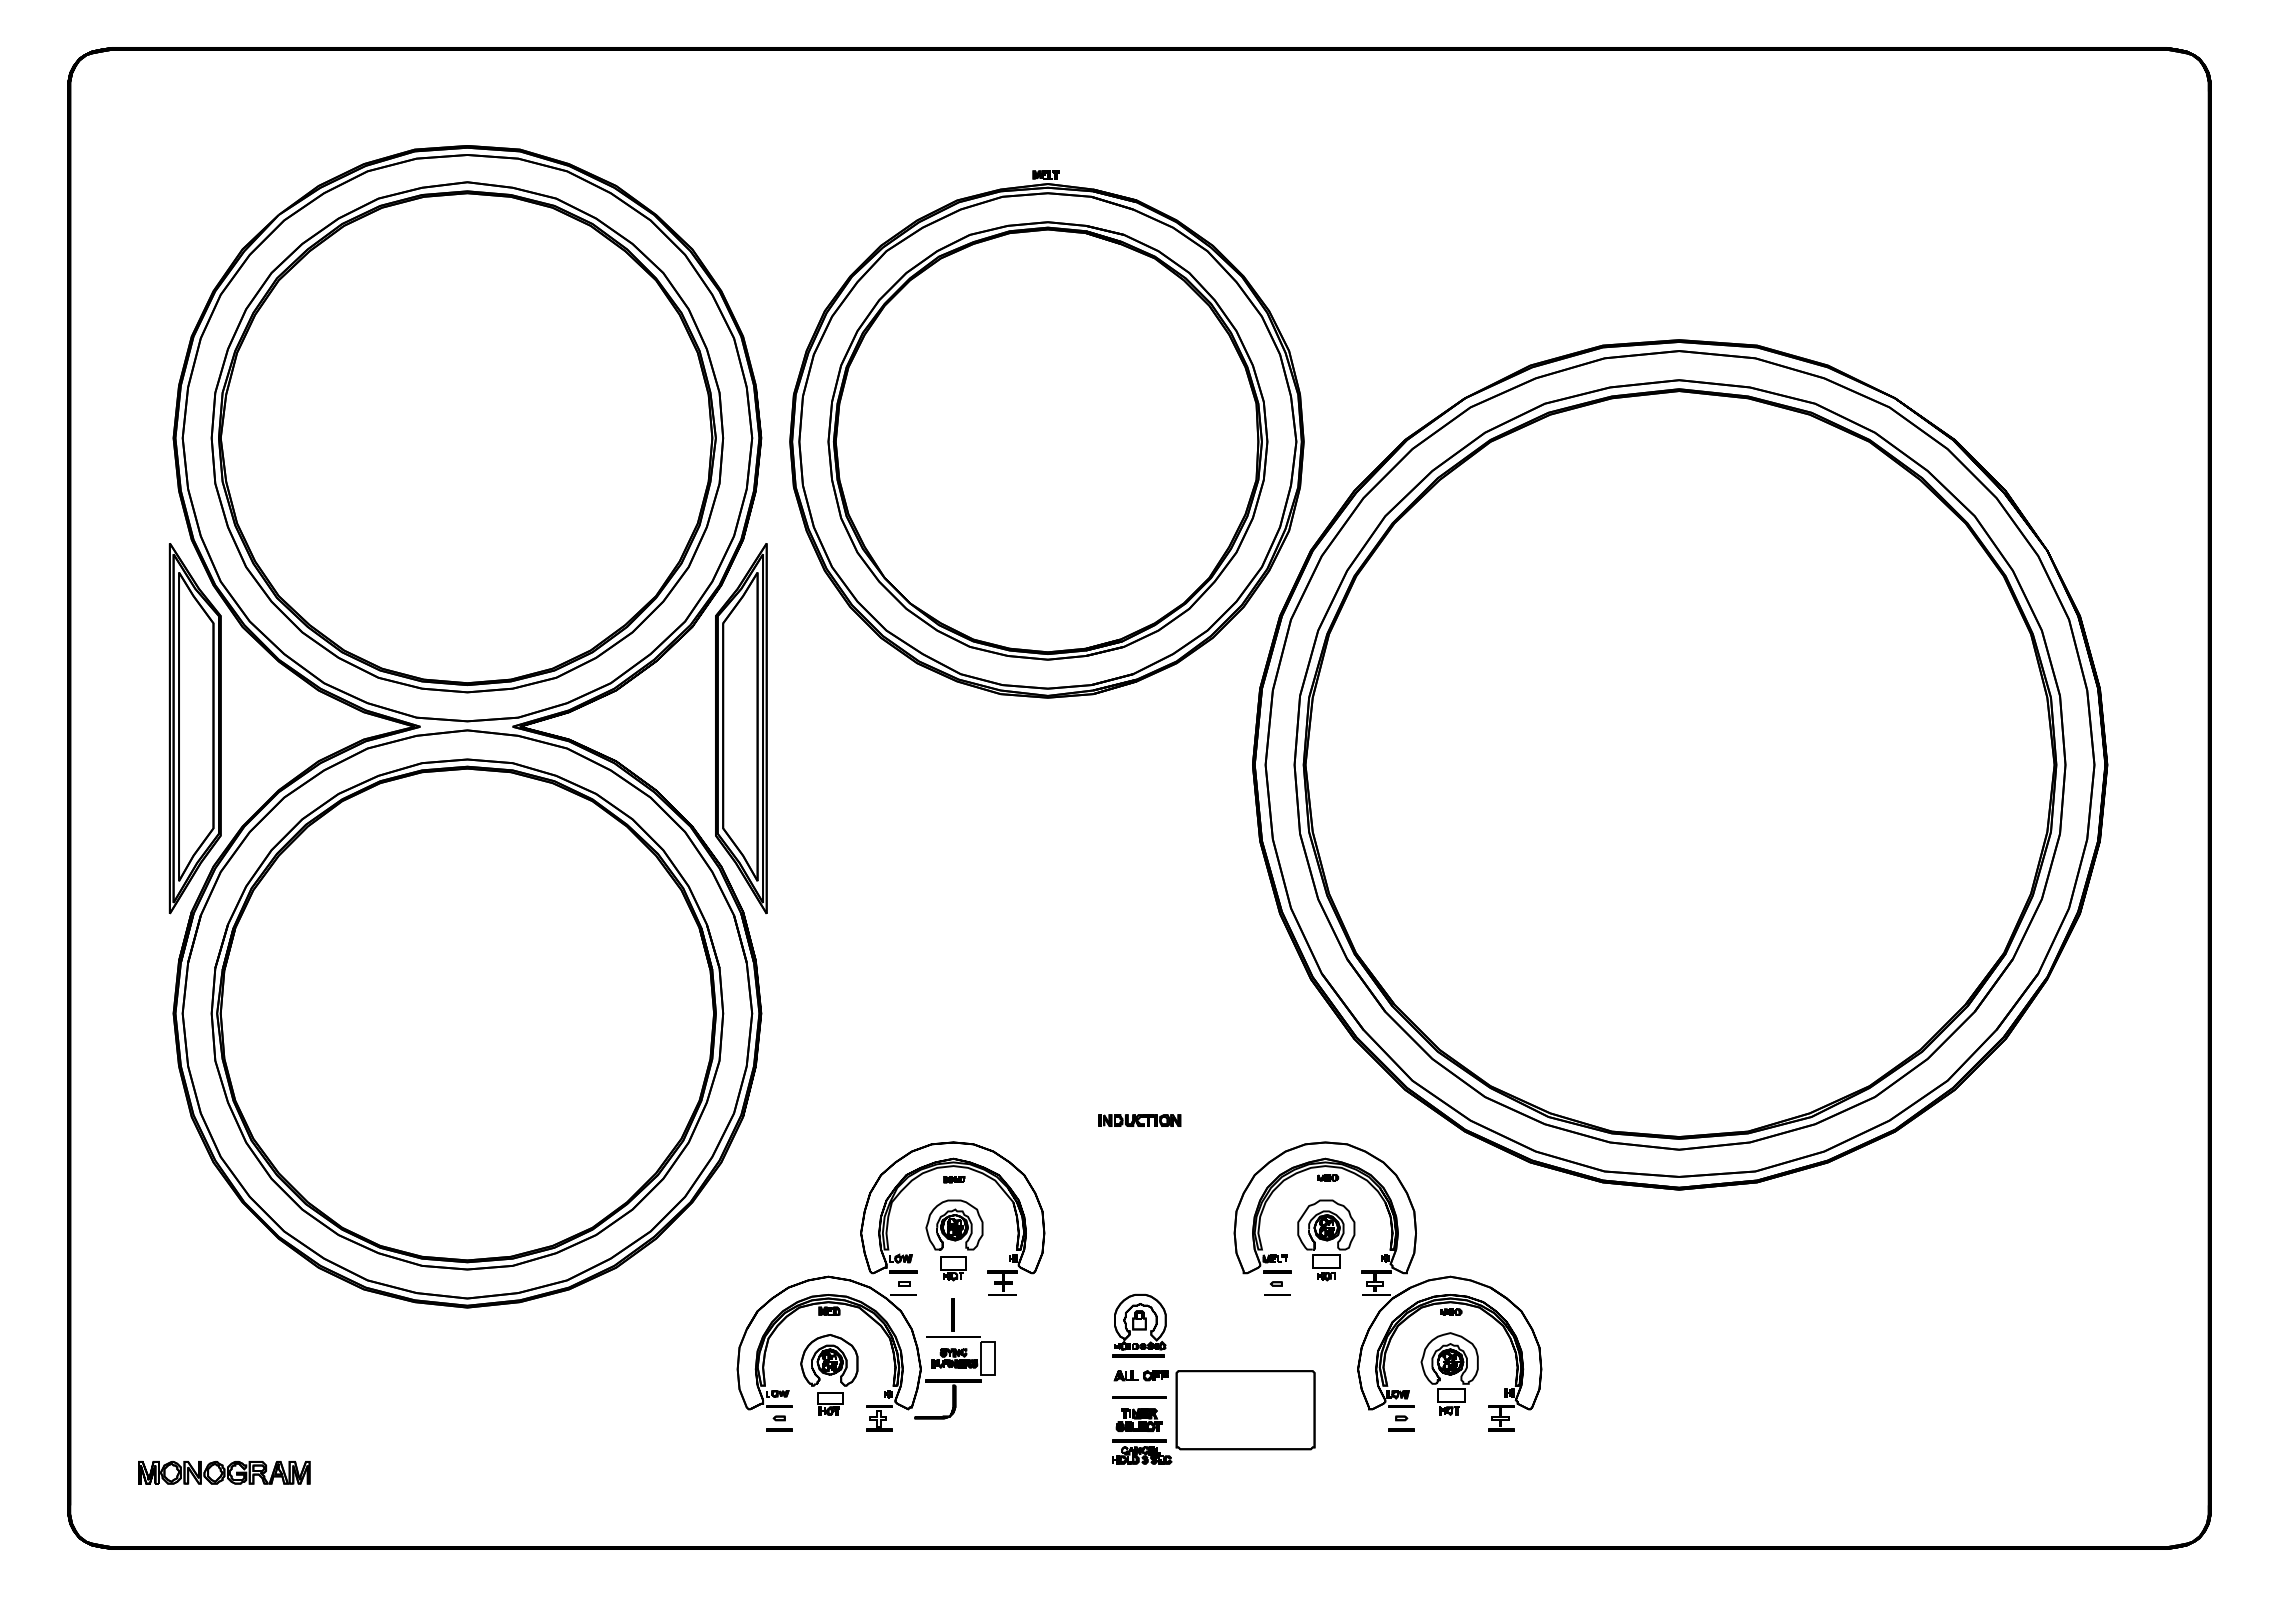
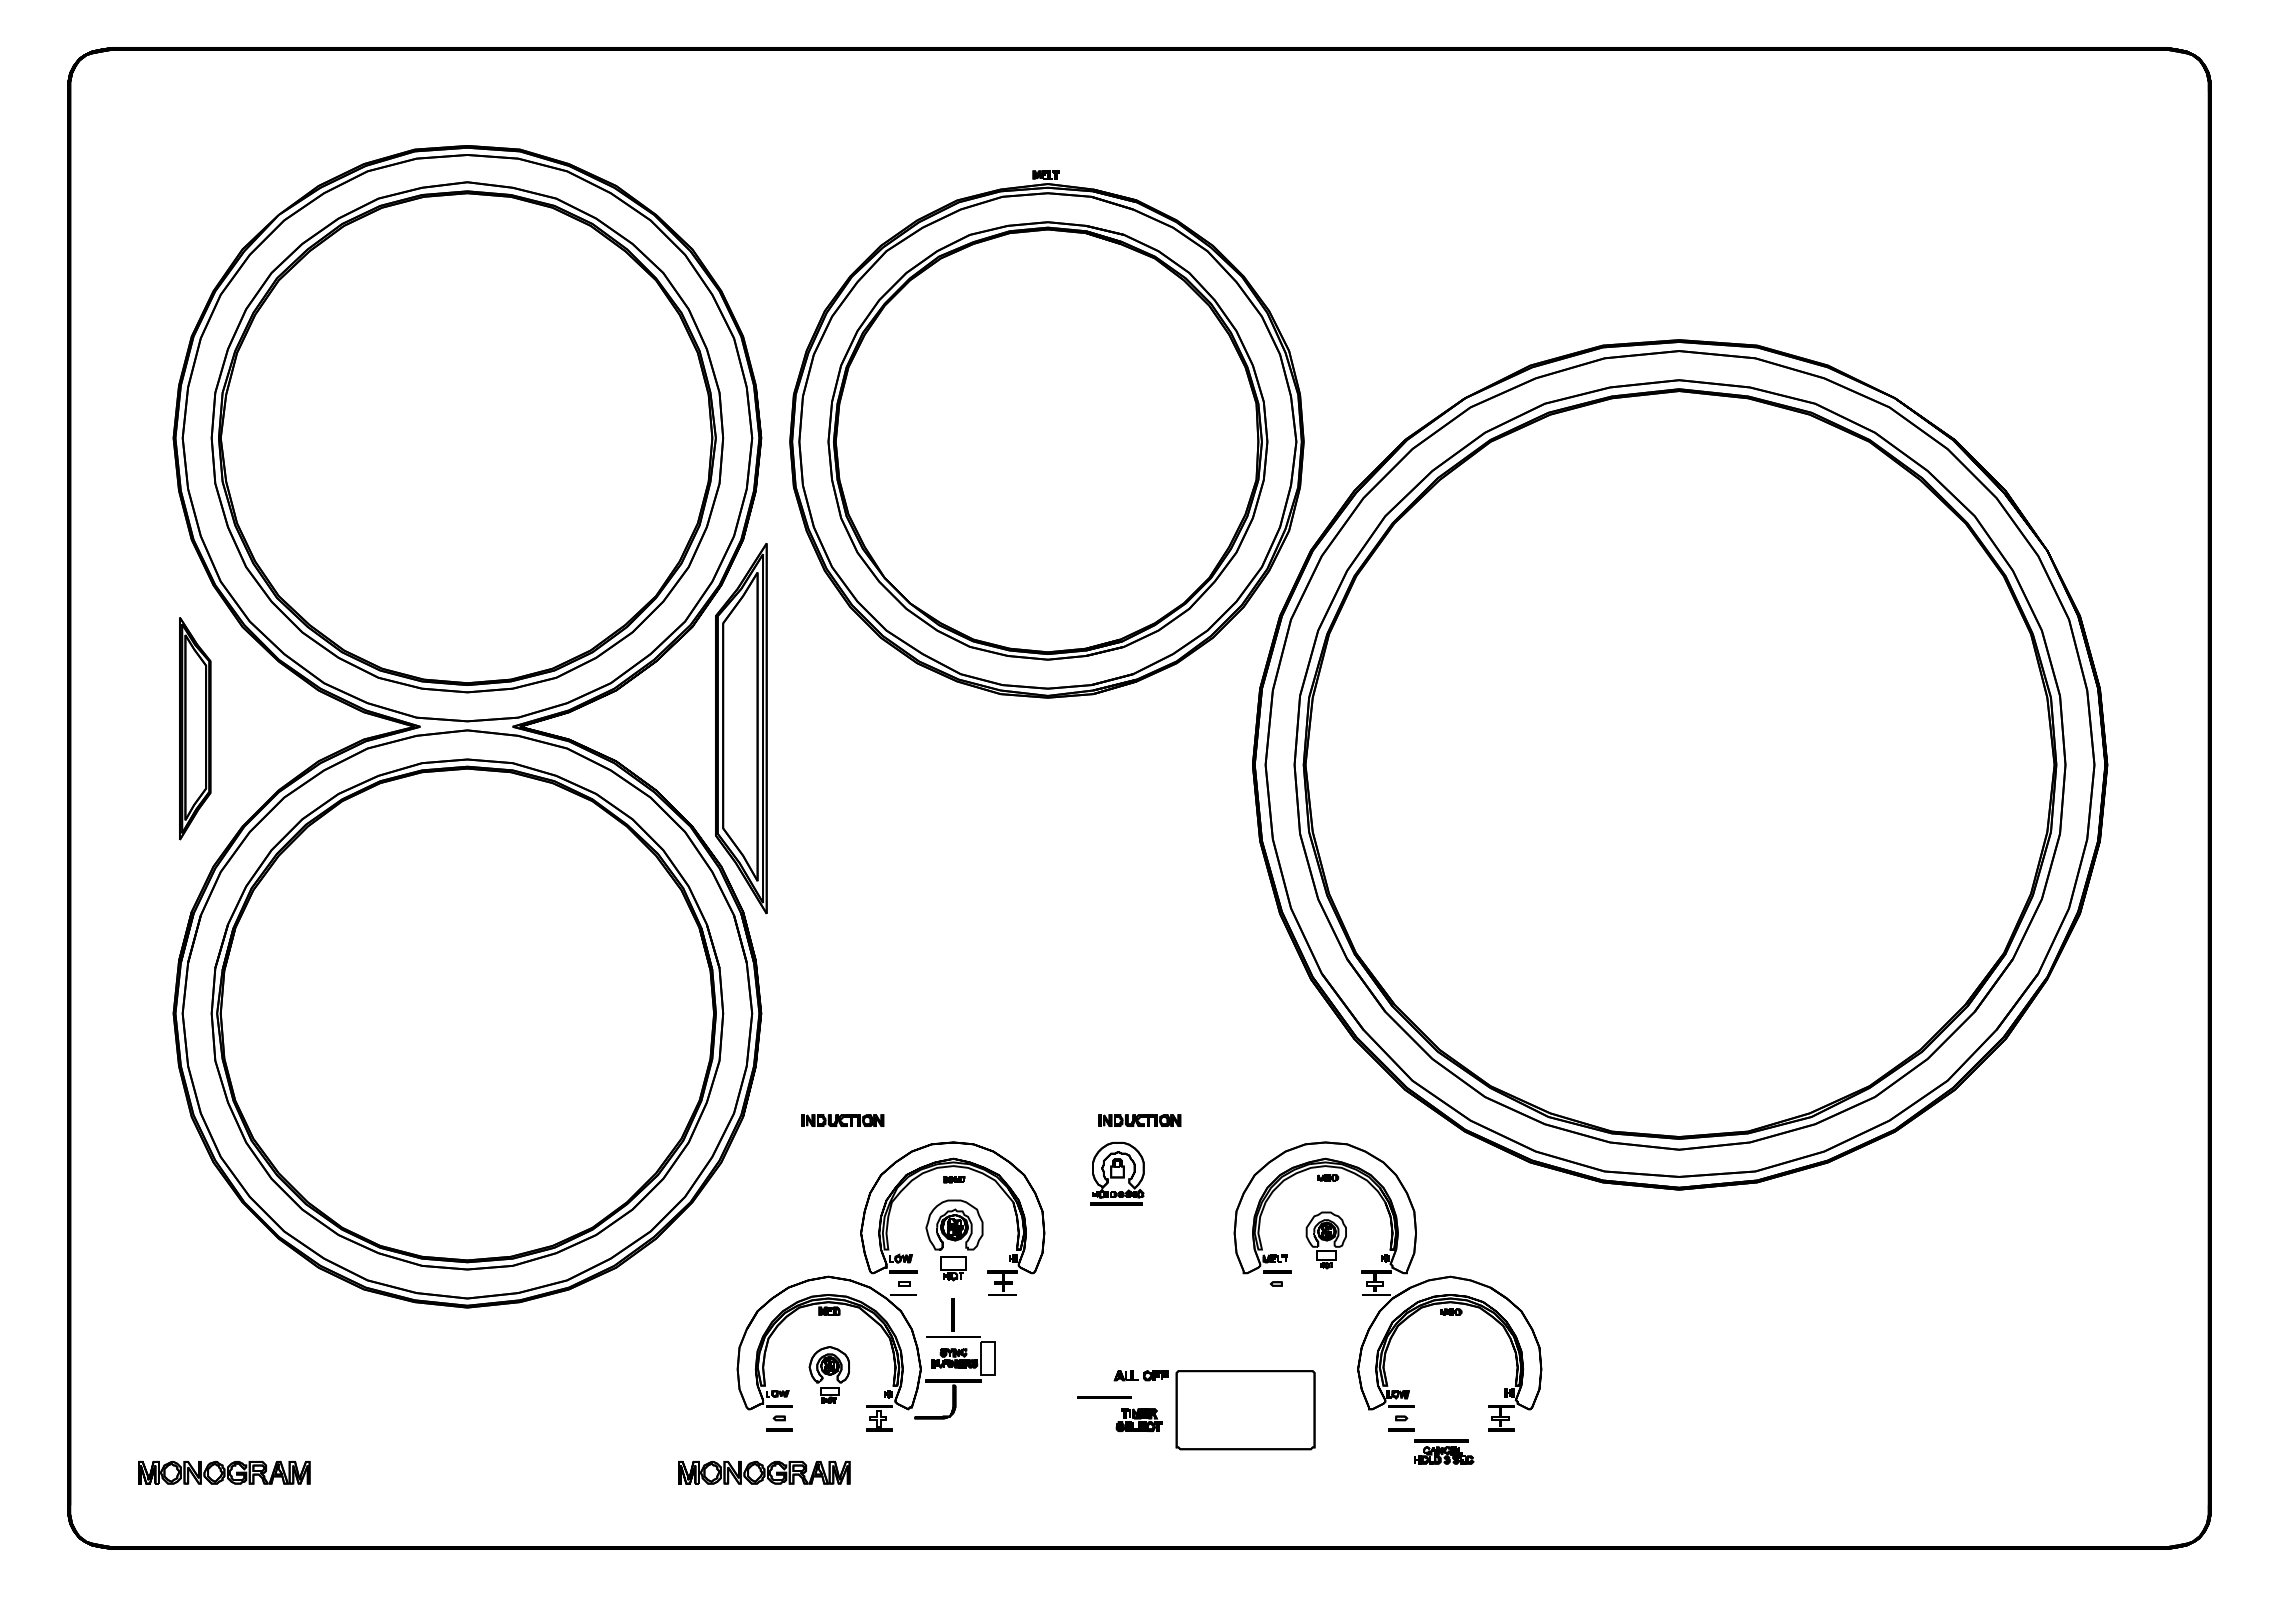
part size: 54x372 px -> 33x224 px (195, 728)
part: none -> present (842, 1120)
part size: 59x83 px -> 42x59 px (1325, 1240)
line: present -> none (1277, 1294)
part position: (1139, 1325) -> (1117, 1173) (1117, 1173)
part: present -> none (1449, 1373)
part size: 59x82 px -> 42x58 px (828, 1374)
line position: (1139, 1397) -> (1104, 1397) (1104, 1397)
part position: (1142, 1451) -> (1444, 1451) (1444, 1451)
part: none -> present (764, 1472)
